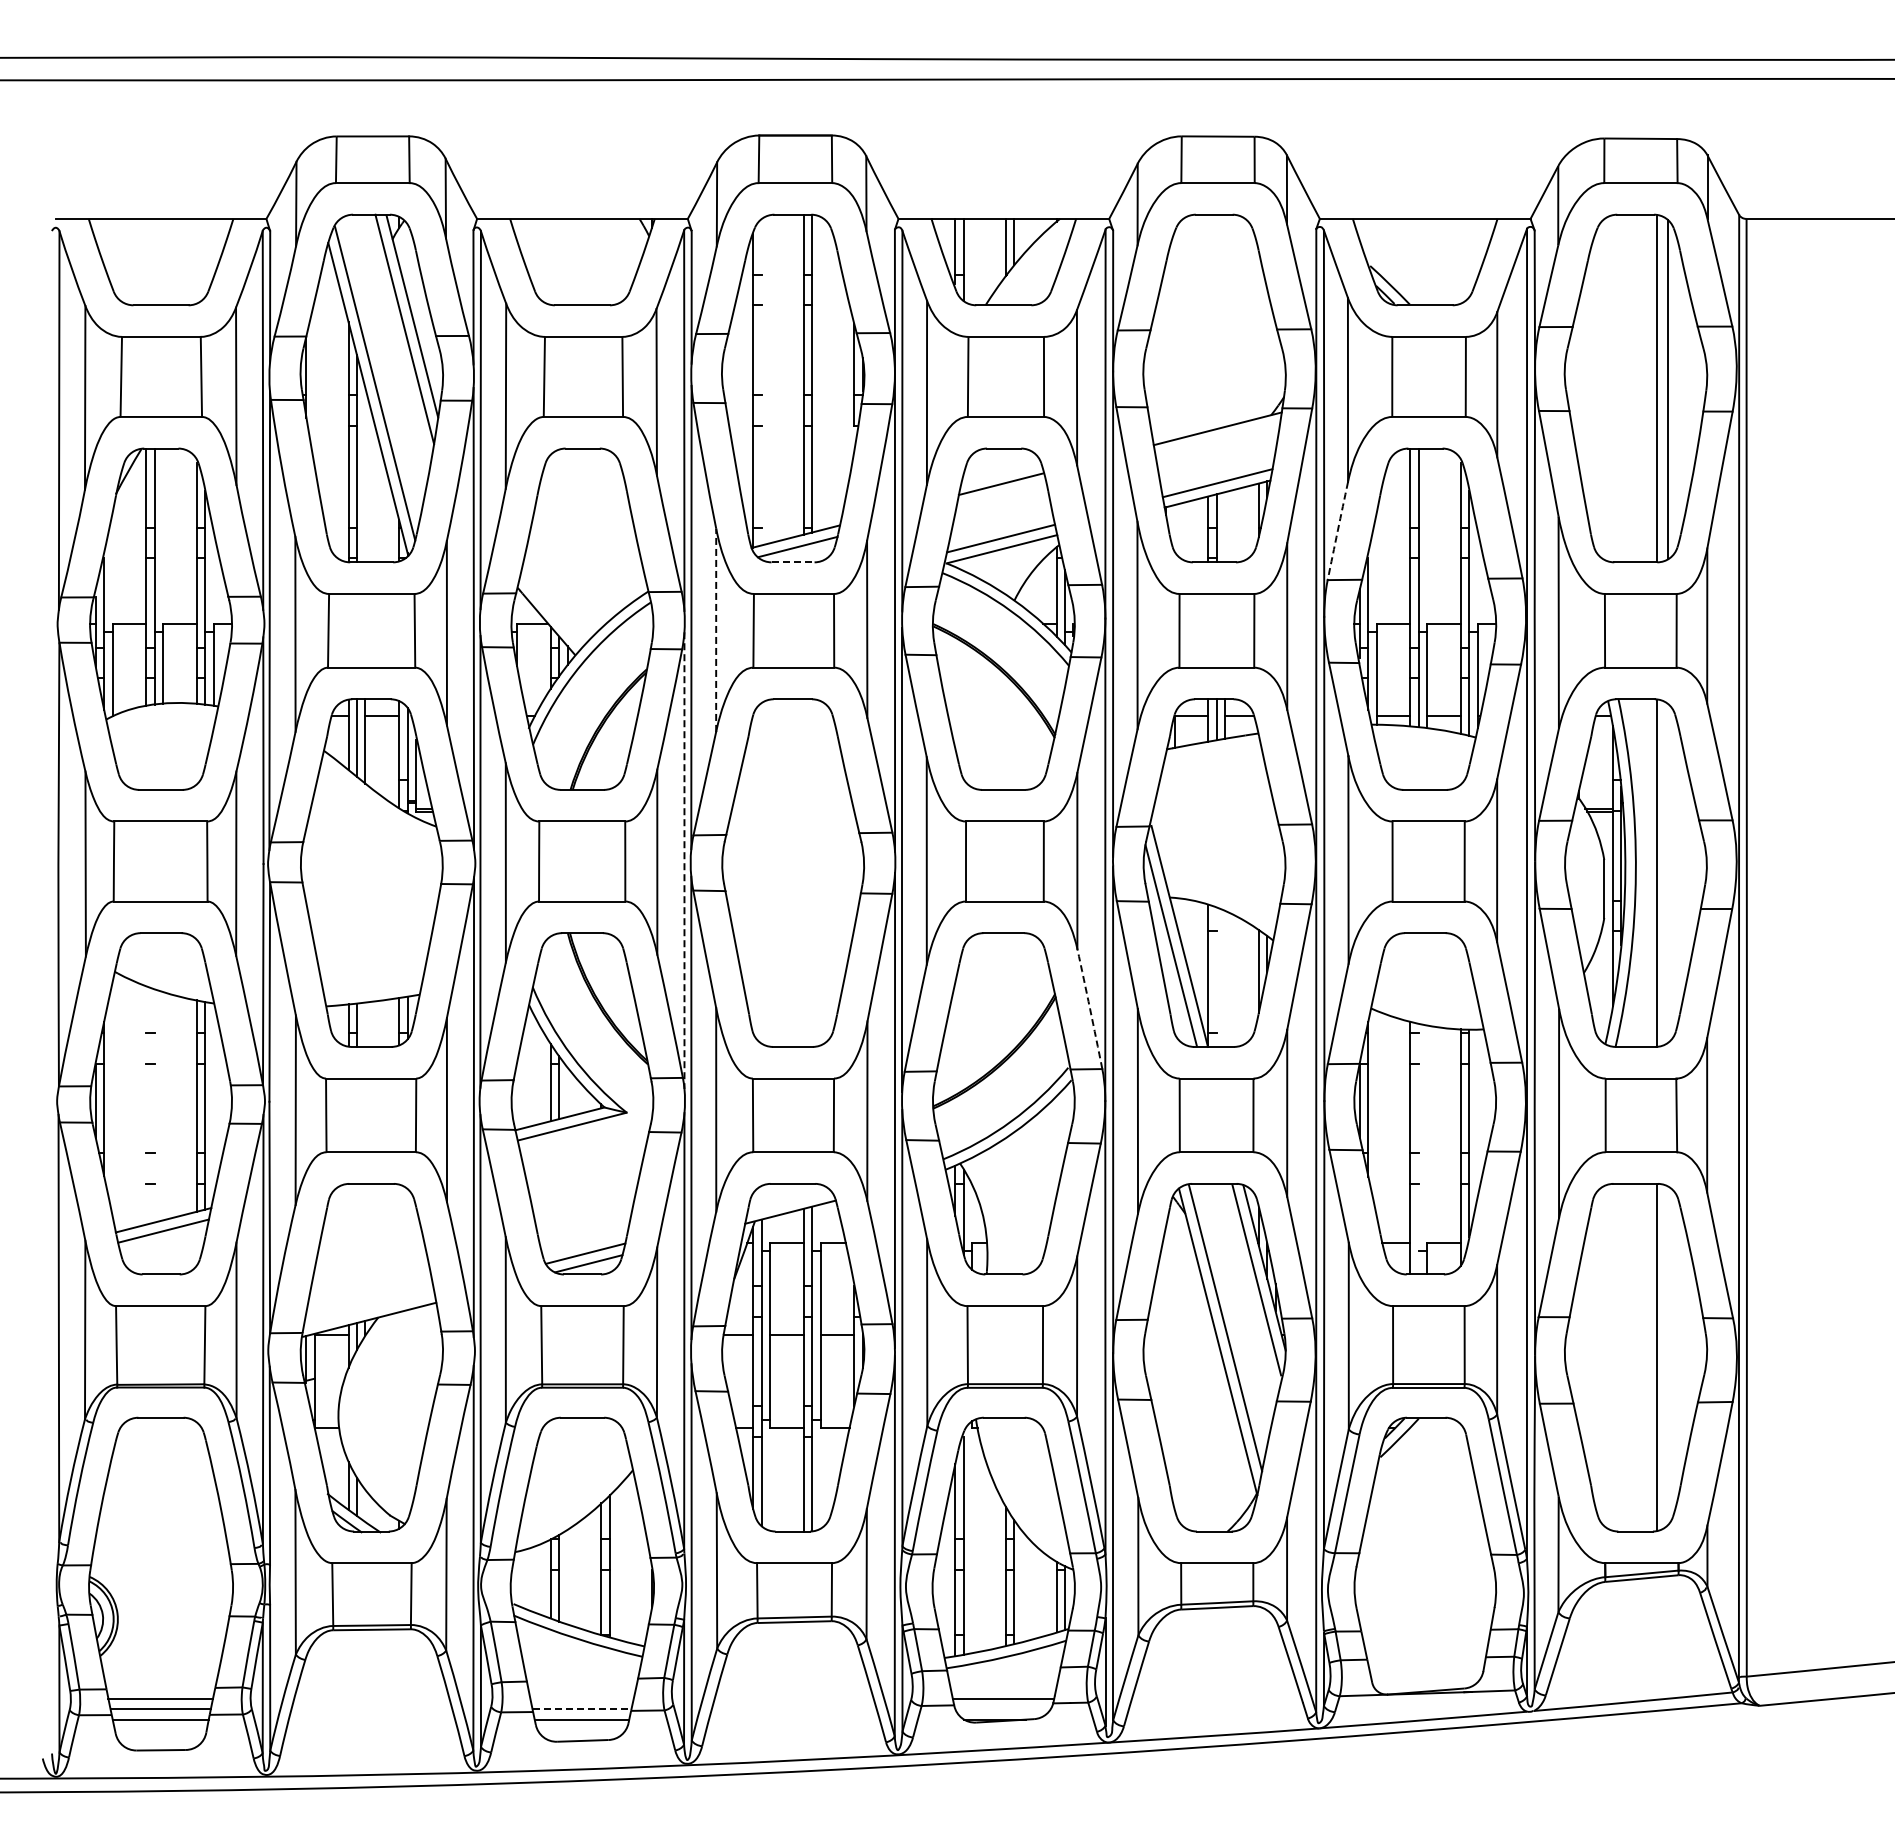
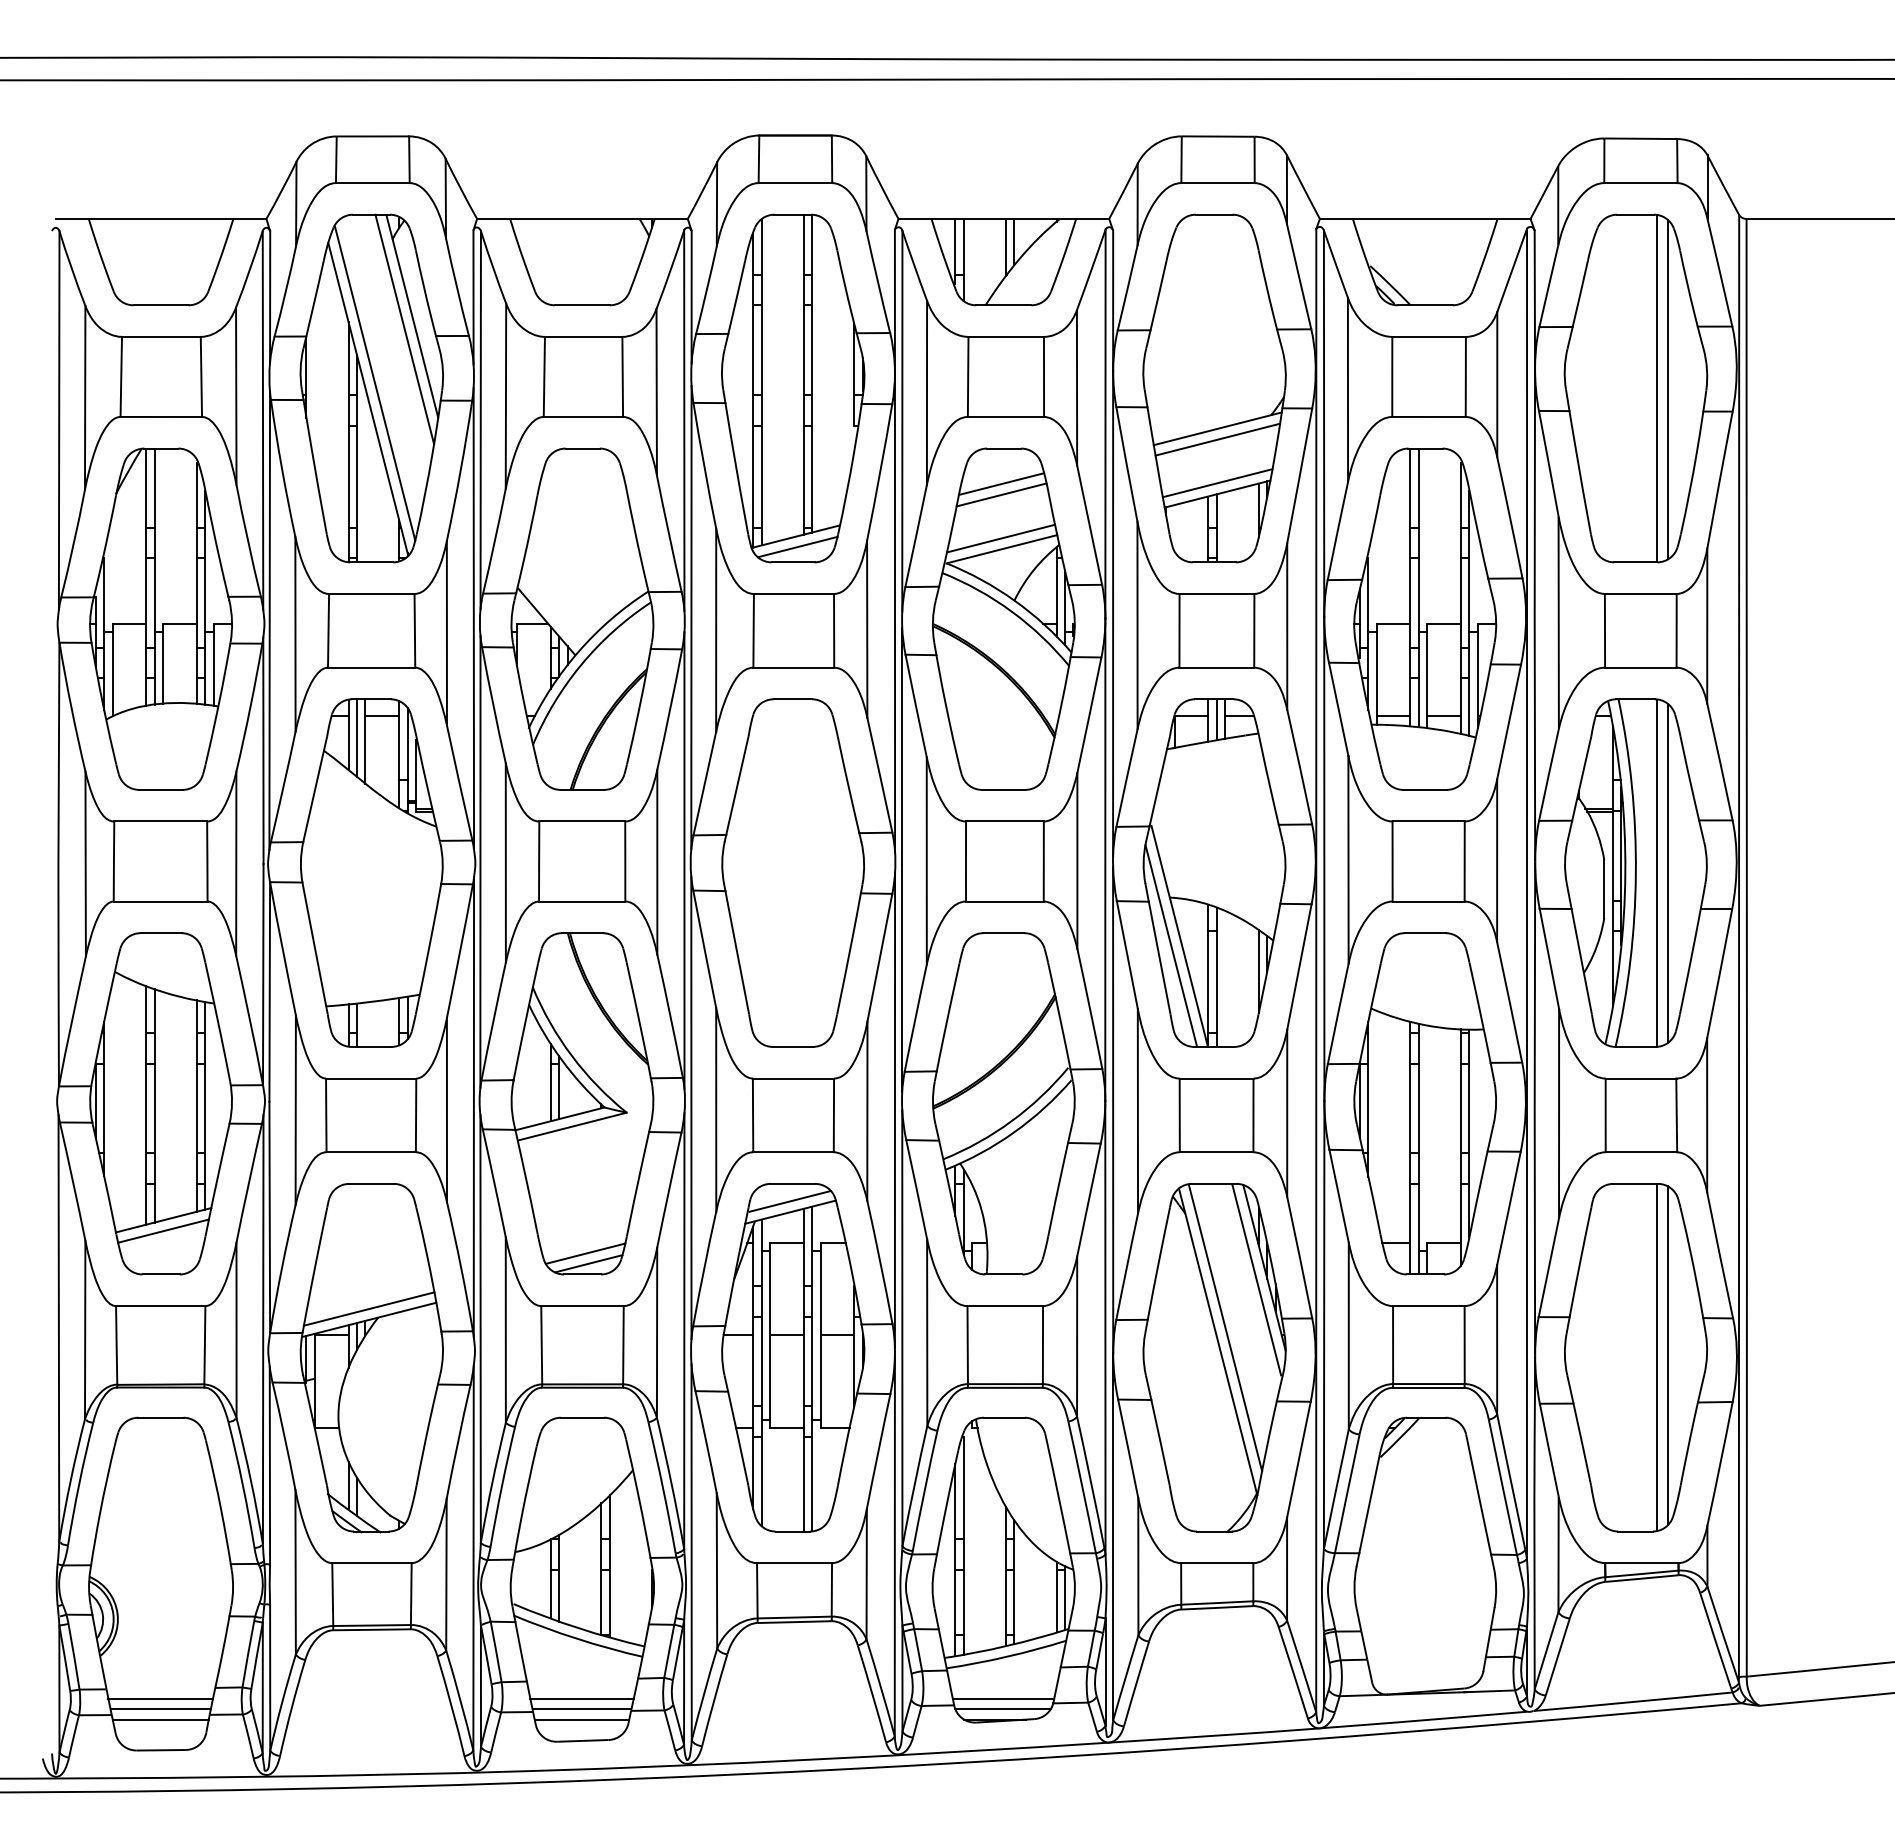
line: none -> present (761, 382)
line: none -> present (1217, 439)
line: none -> present (1001, 494)
arc: dashed -> solid (1337, 531)
line: dashed -> solid (793, 562)
line: dashed -> solid (716, 630)
line: dashed -> solid (684, 861)
line: none -> present (1667, 873)
line: none -> present (1216, 976)
arc: dashed -> solid (1090, 1009)
line: none -> present (146, 1105)
line: none -> present (154, 1105)
line: none -> present (1418, 1148)
line: none -> present (789, 1201)
line: none -> present (368, 1308)
line: none -> present (1667, 1355)
line: none -> present (581, 1698)
line: dashed -> solid (582, 1709)
line: none -> present (1002, 1709)
